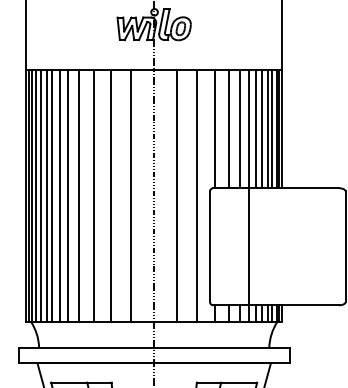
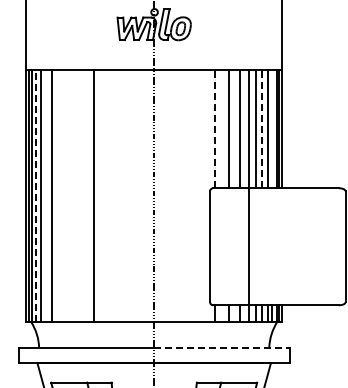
line: solid -> dashed (214, 129)
line: solid -> dashed (261, 129)
line: present -> none (272, 129)
line: present -> none (46, 195)
line: present -> none (59, 195)
line: present -> none (68, 195)
line: present -> none (79, 195)
line: present -> none (111, 195)
line: present -> none (130, 195)
line: present -> none (177, 195)
line: present -> none (197, 195)
line: solid -> dashed (36, 196)
line: solid -> dashed (221, 347)
